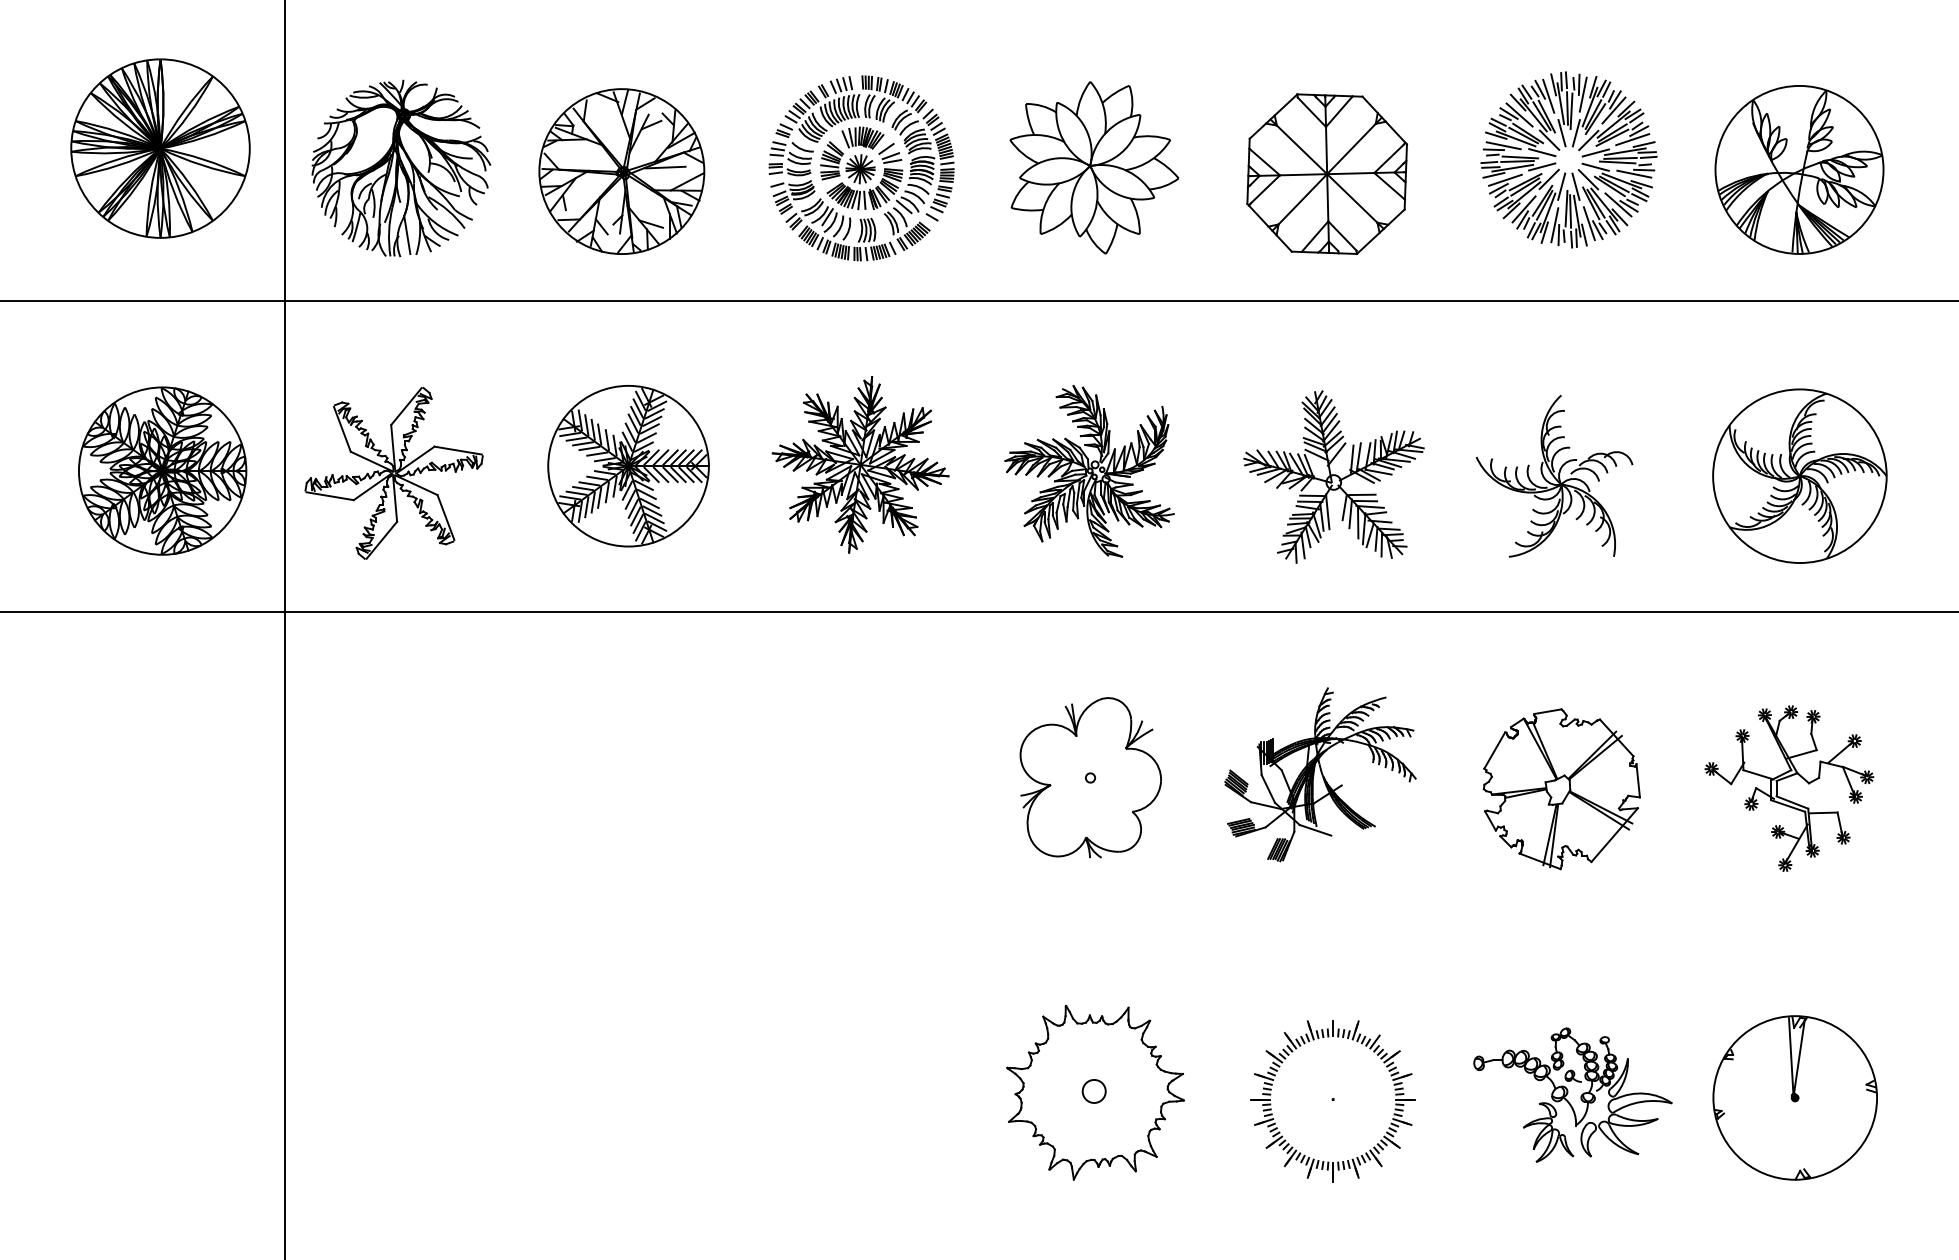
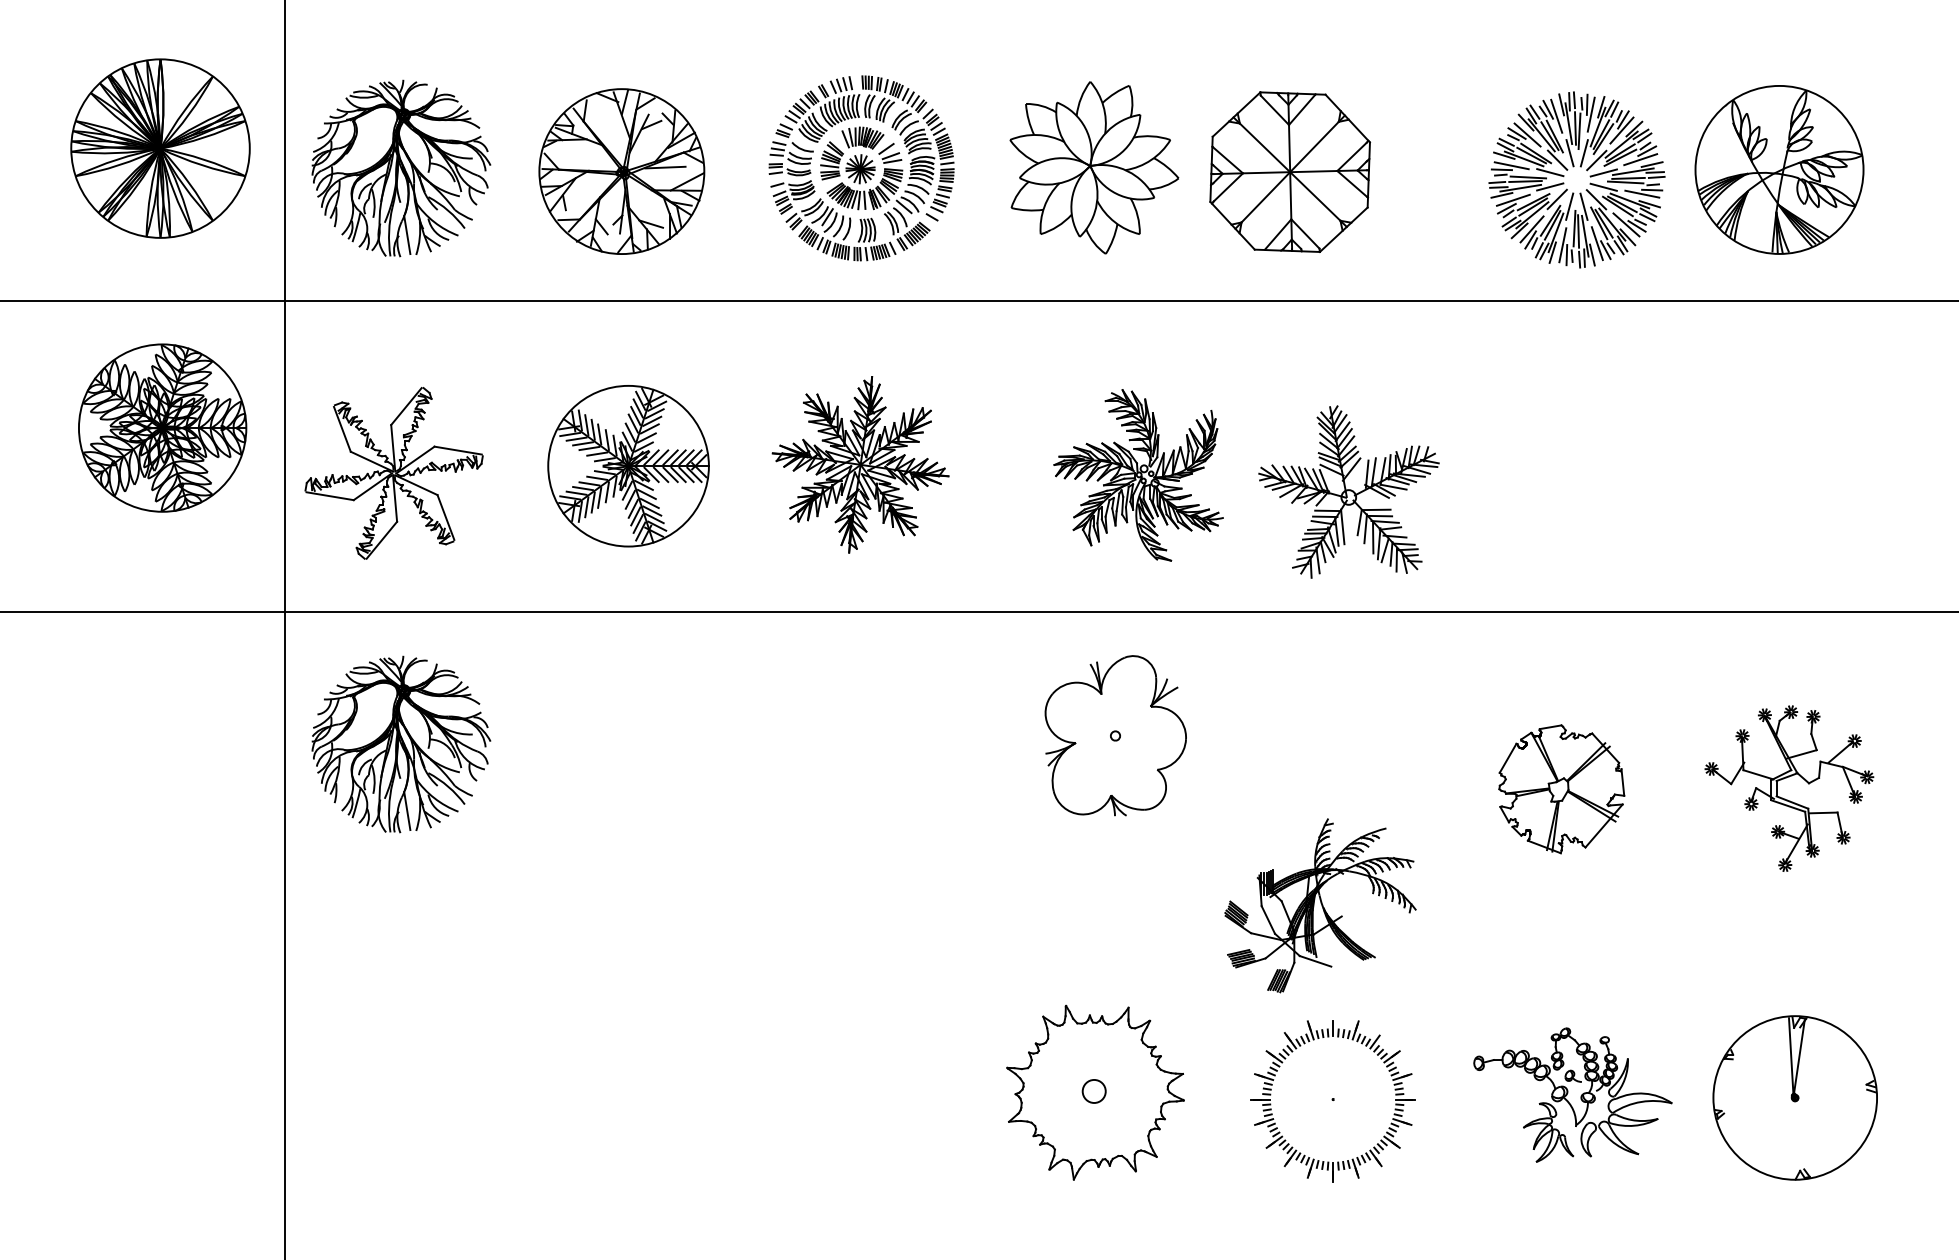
part position: (1565, 147) -> (1573, 167) (1573, 167)
part position: (1799, 169) -> (1779, 169) (1779, 169)
part position: (1326, 173) -> (1289, 171) (1289, 171)
part position: (162, 470) -> (162, 427) (162, 427)
part position: (1089, 471) -> (1138, 475) (1138, 475)
part: present -> none (1799, 475)
part position: (1333, 476) -> (1348, 491) (1348, 491)
part: present -> none (1554, 476)
part: none -> present (401, 744)
part position: (1320, 774) -> (1320, 905) (1320, 905)
part position: (1090, 777) -> (1115, 735) (1115, 735)
part size: 159x163 px -> 128x131 px (1561, 789)
